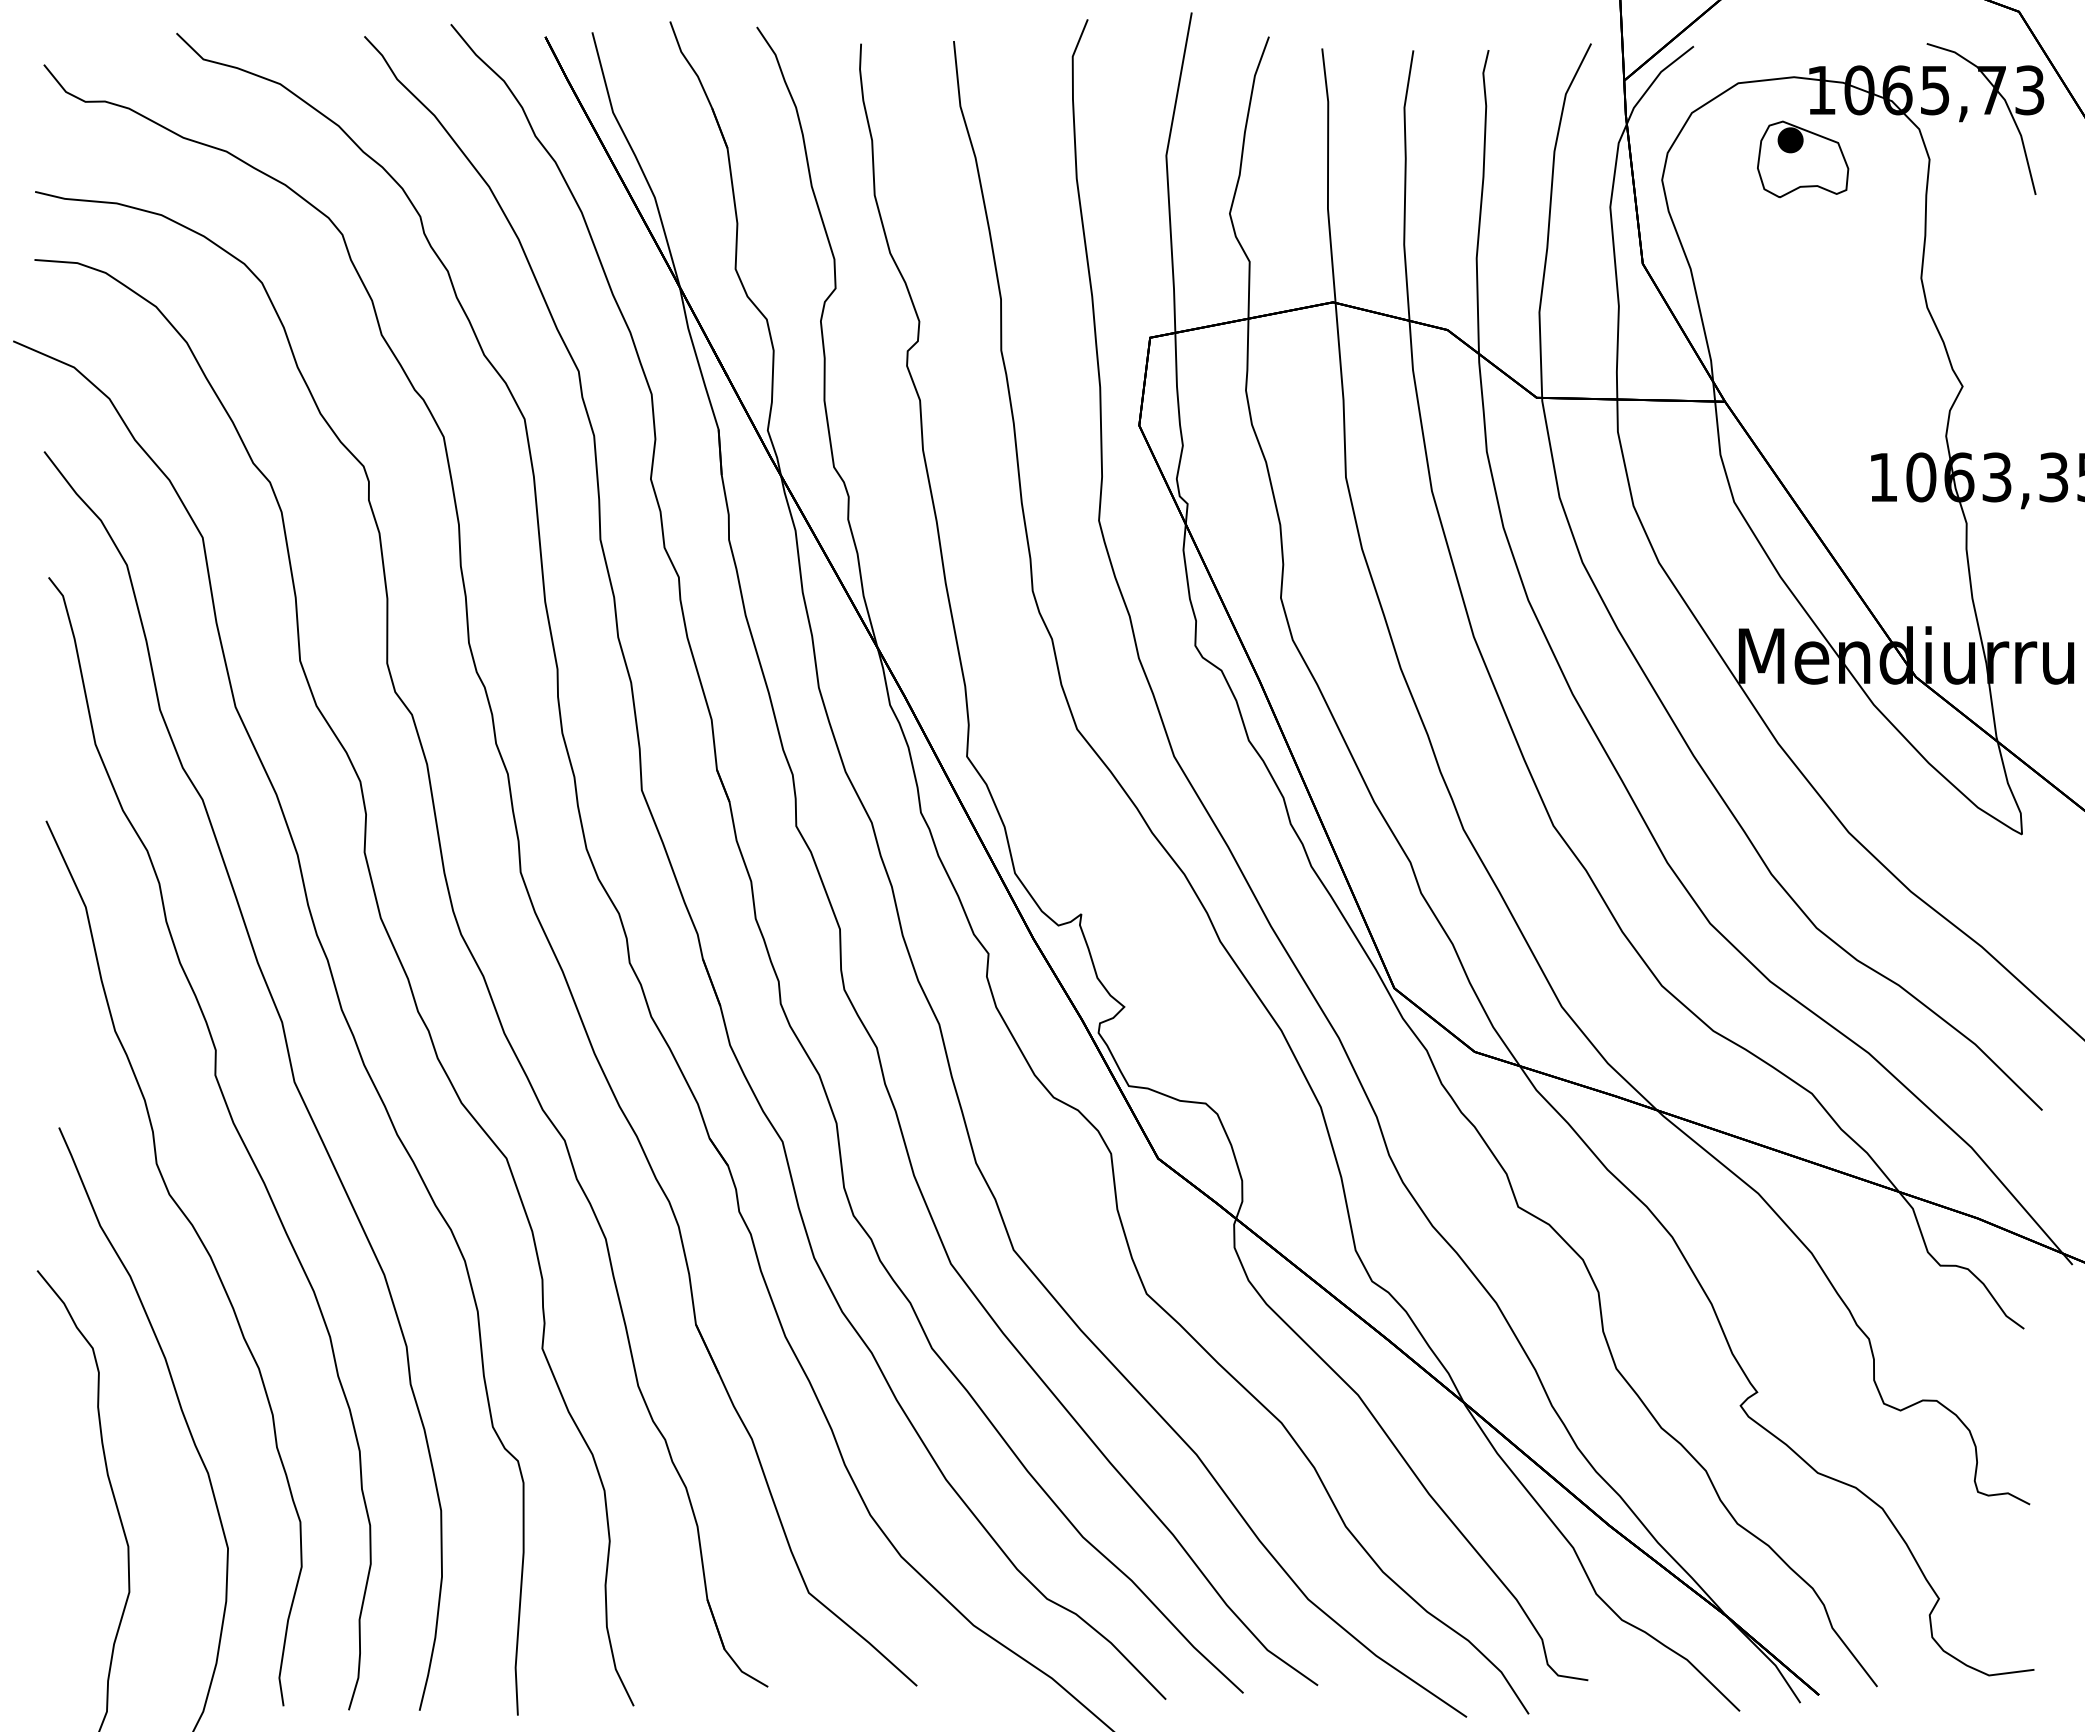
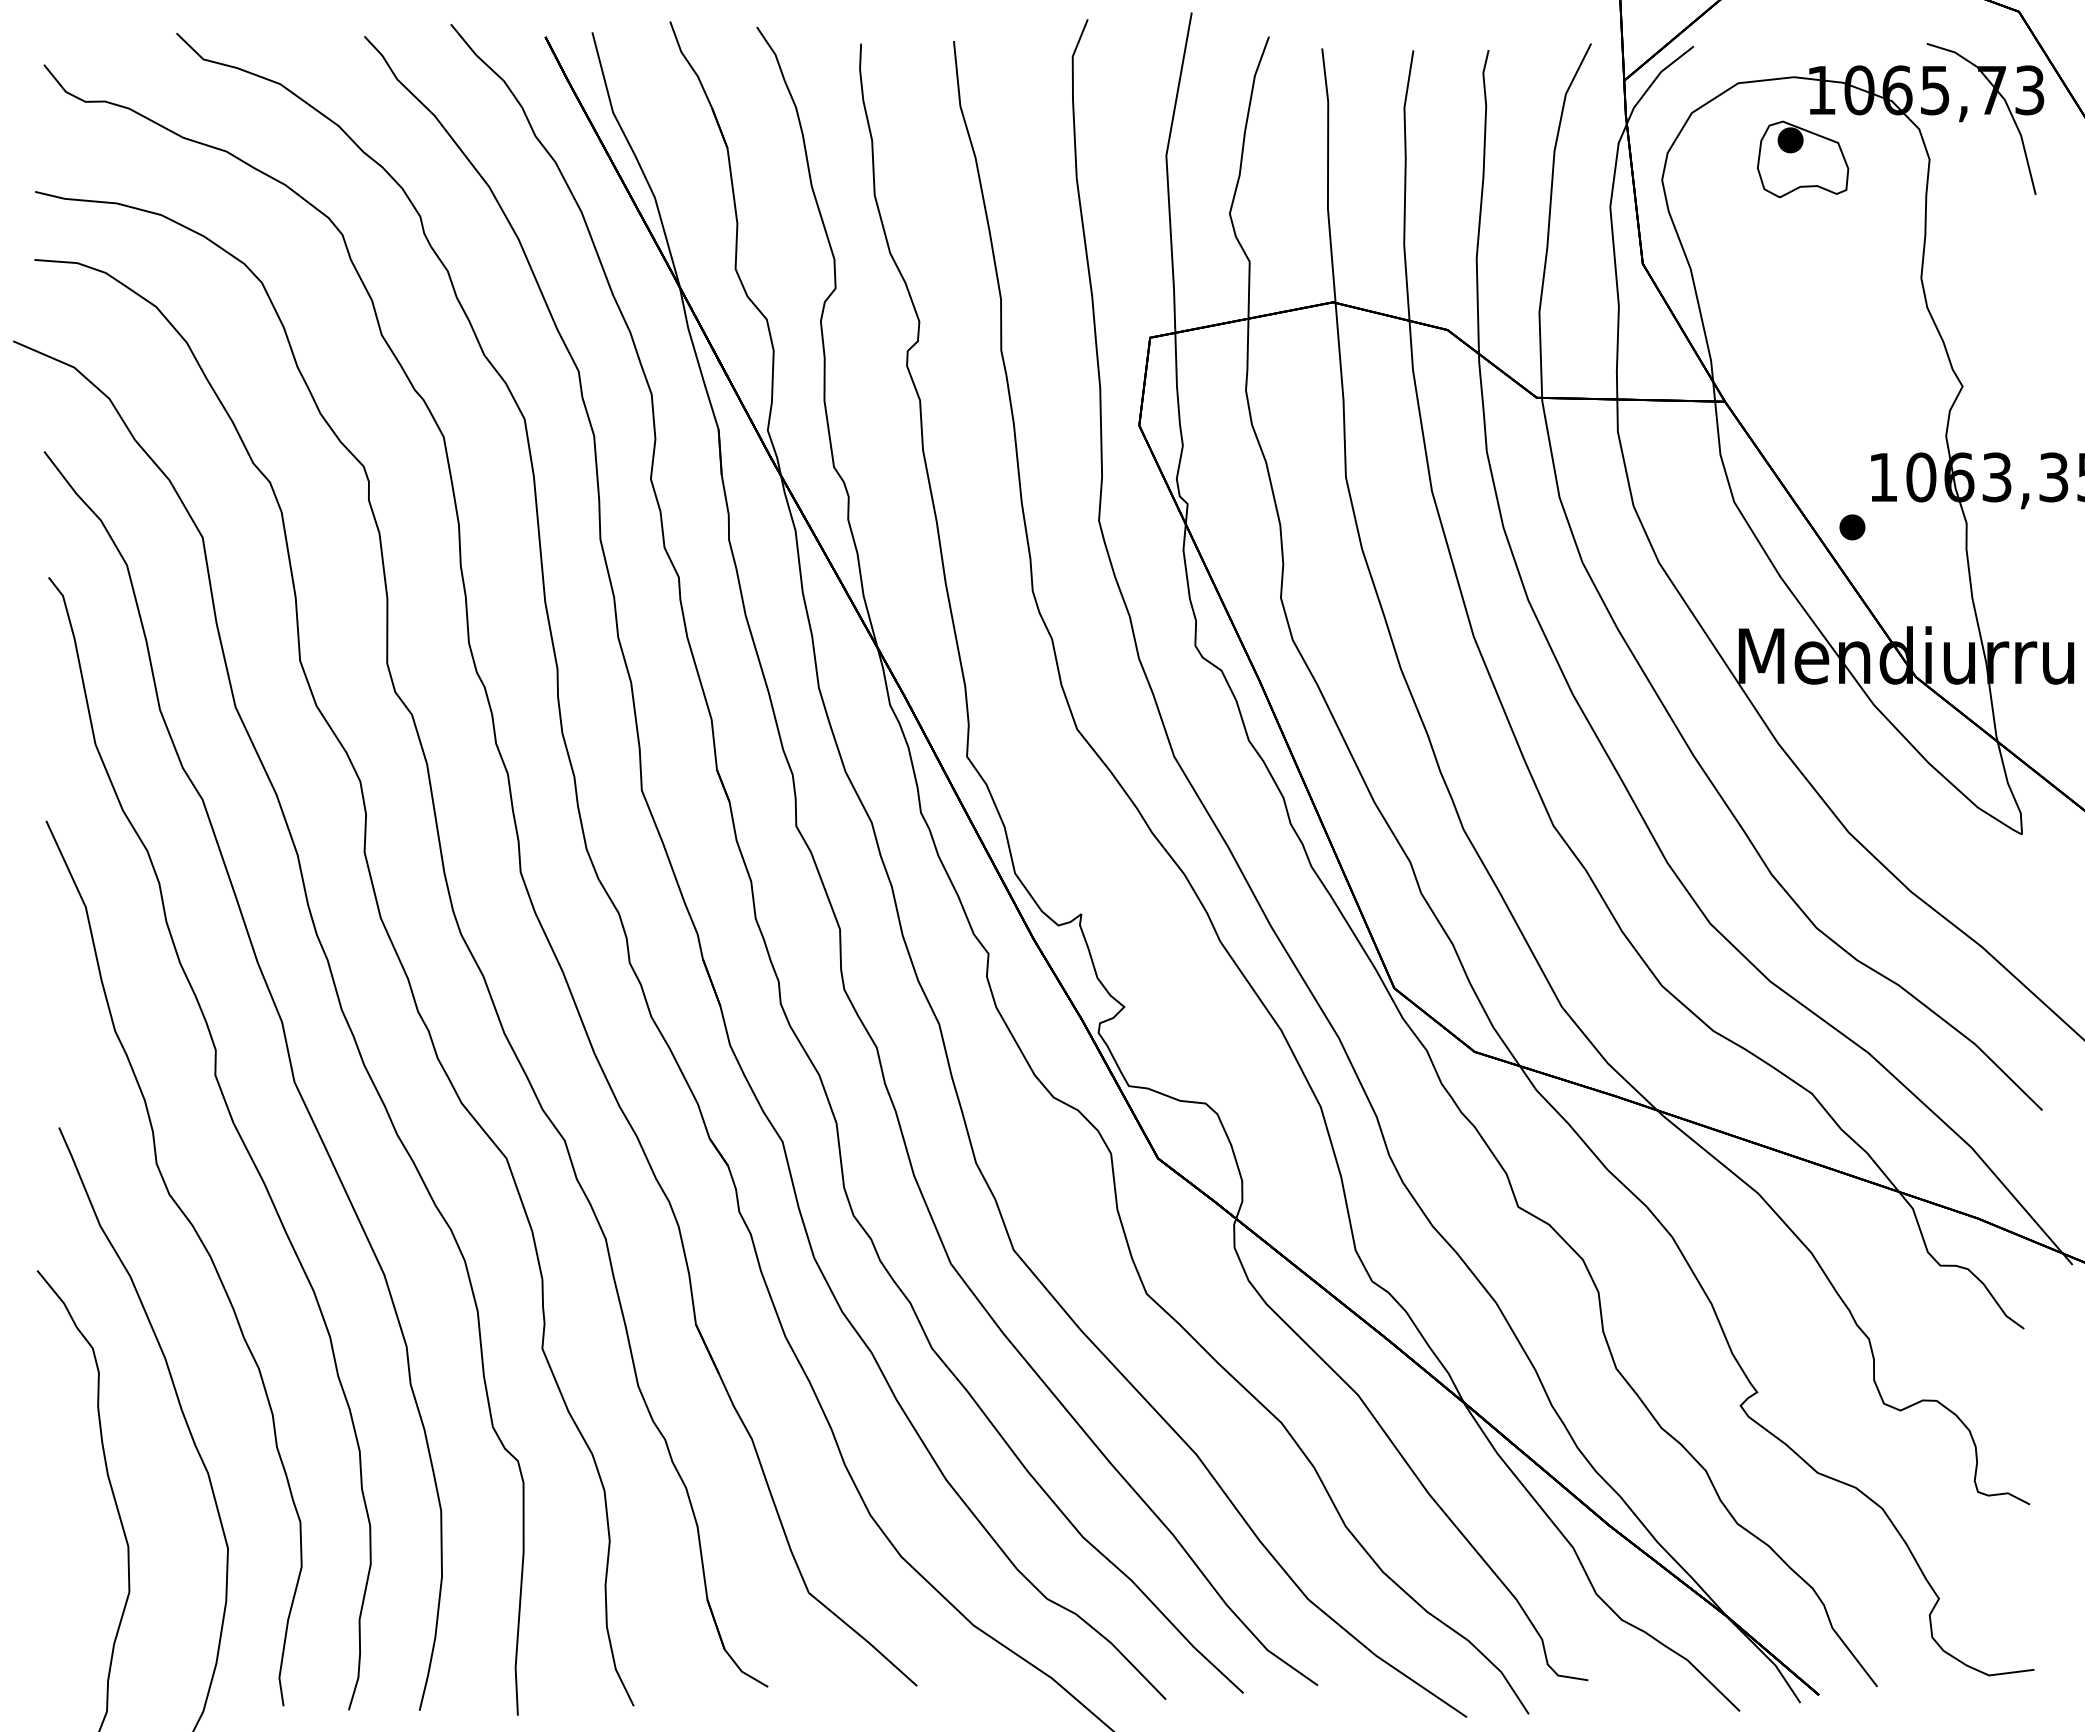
part: none -> present (1852, 527)
